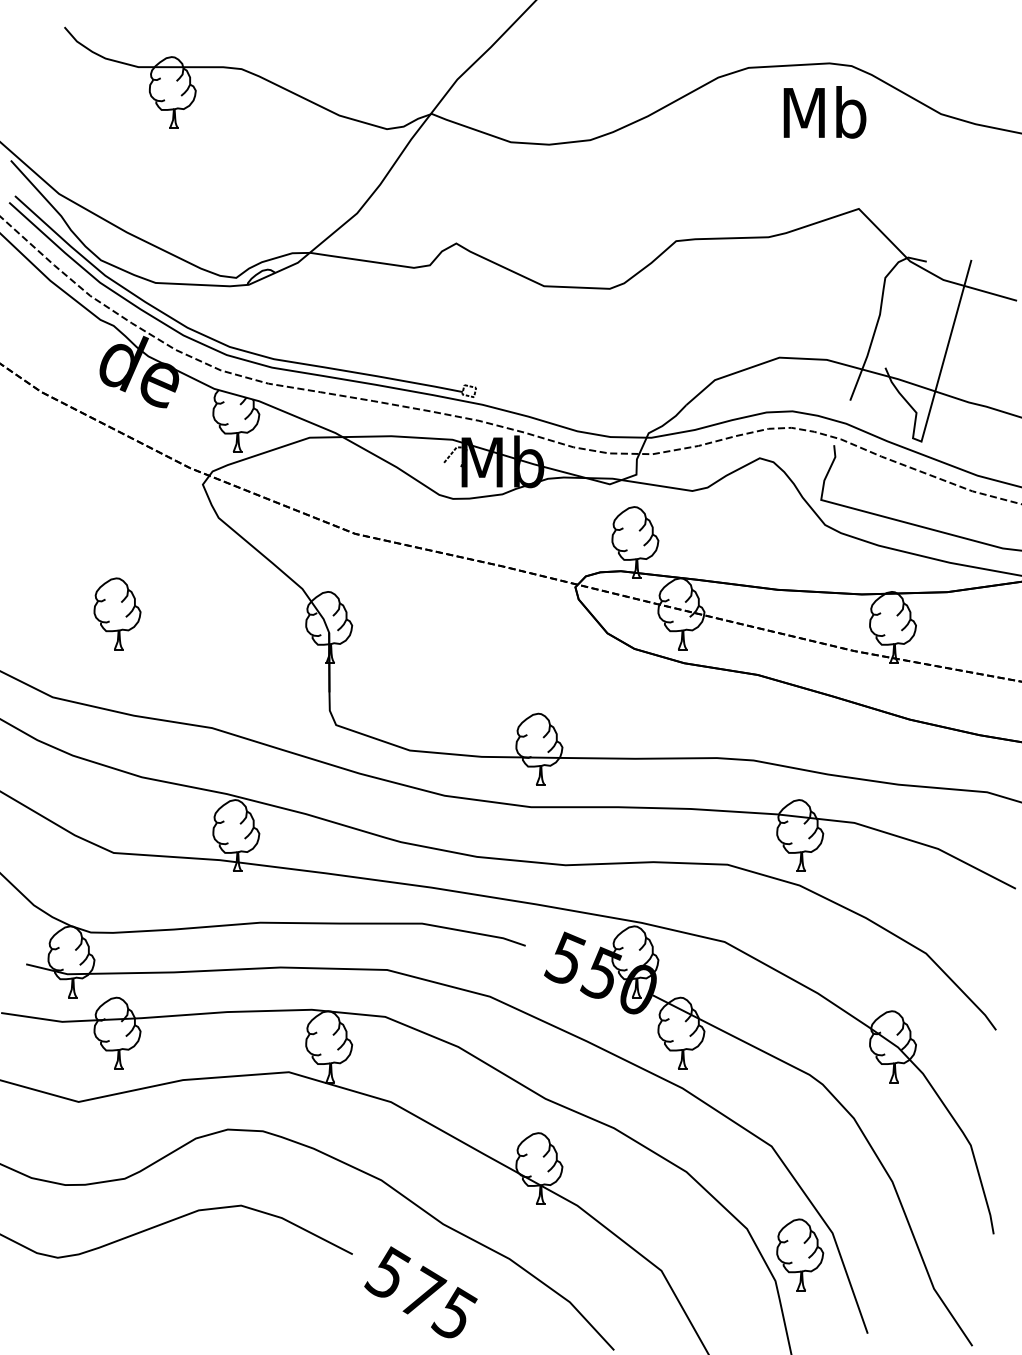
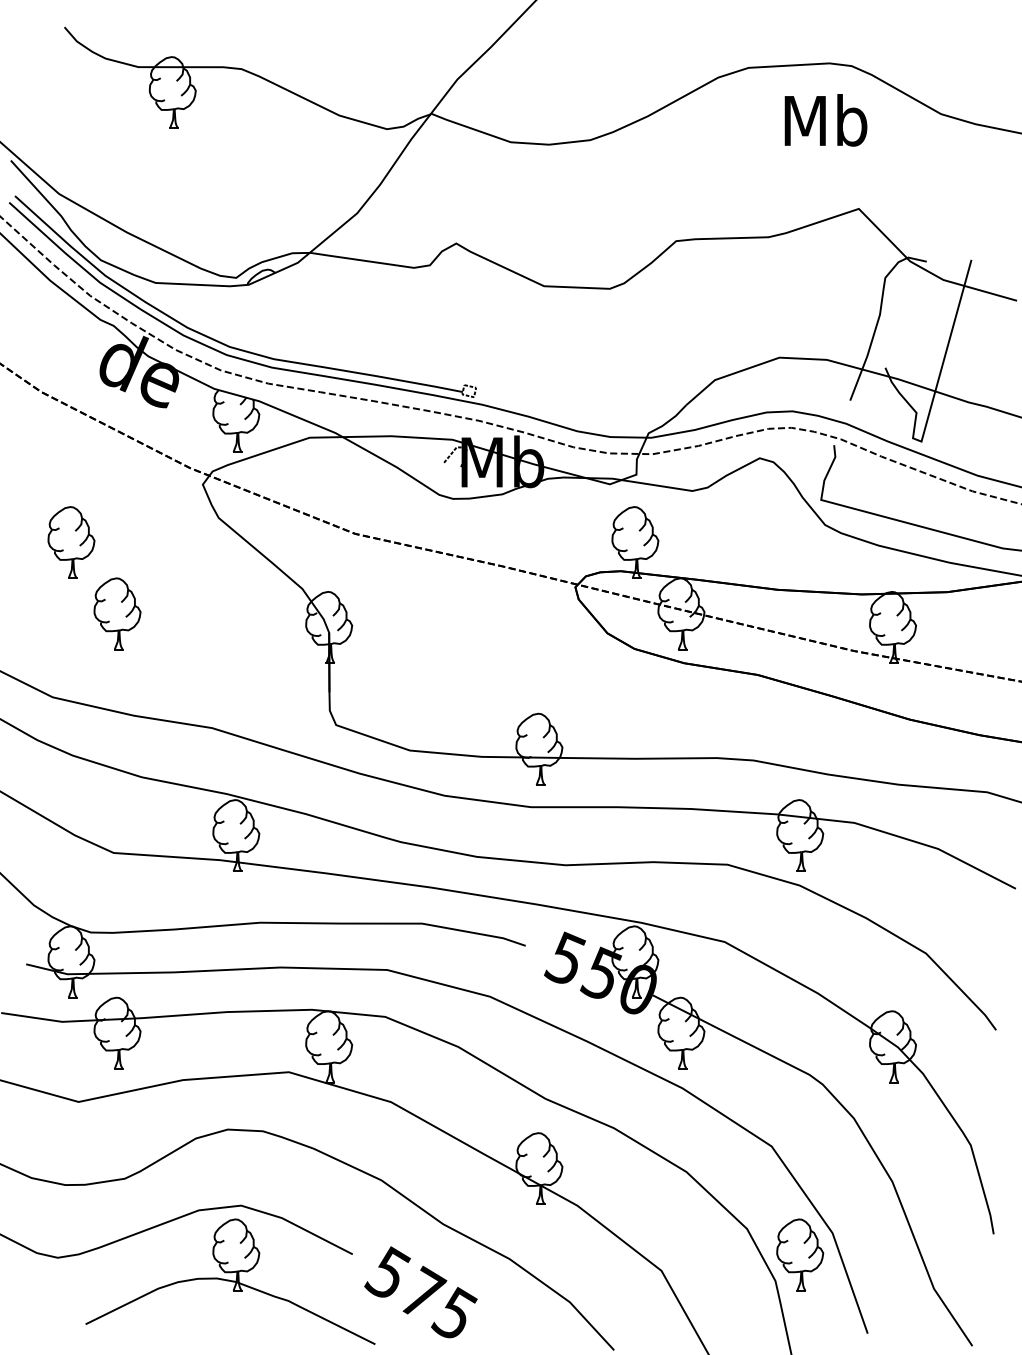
text position: (824, 112) -> (825, 120) (825, 120)
part: none -> present (71, 542)
part: none -> present (230, 1281)
